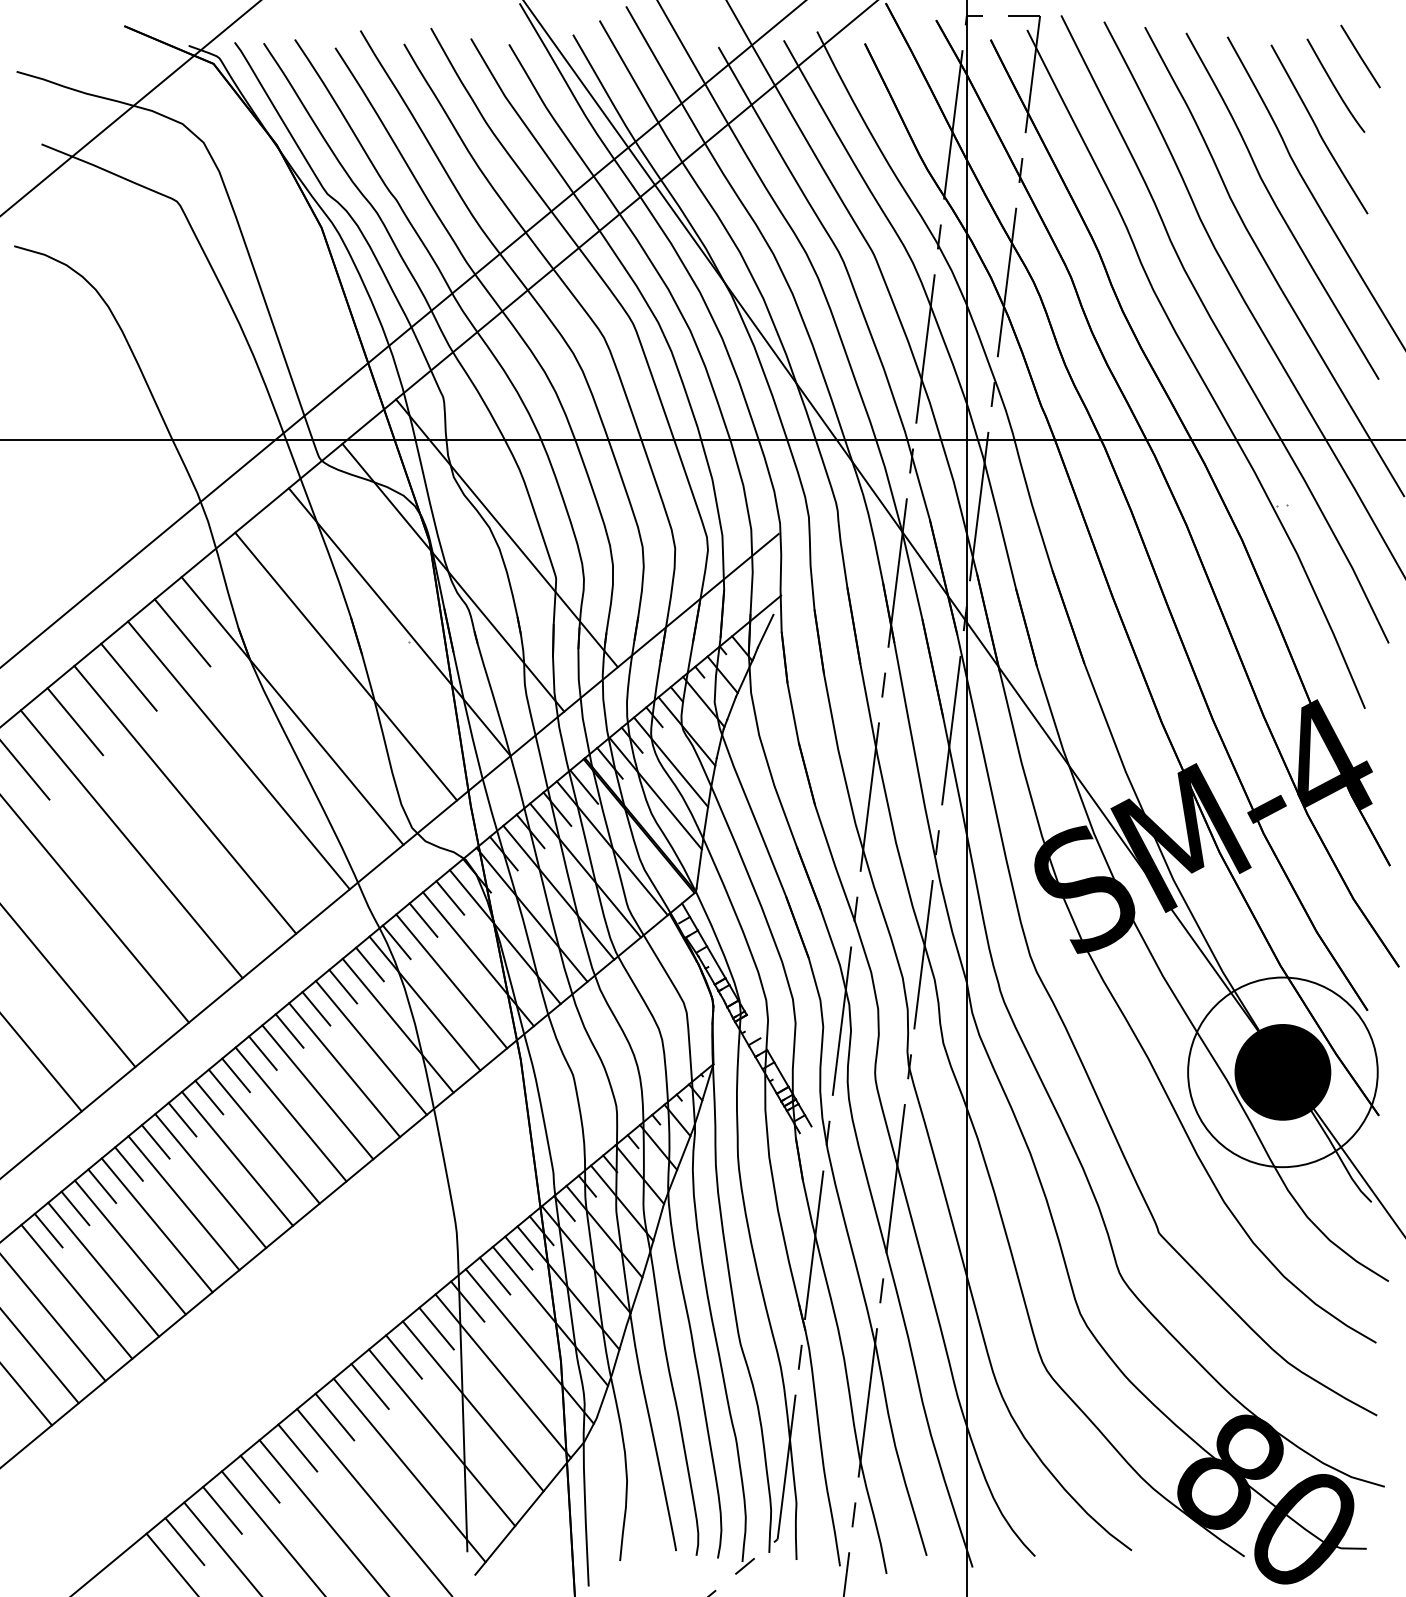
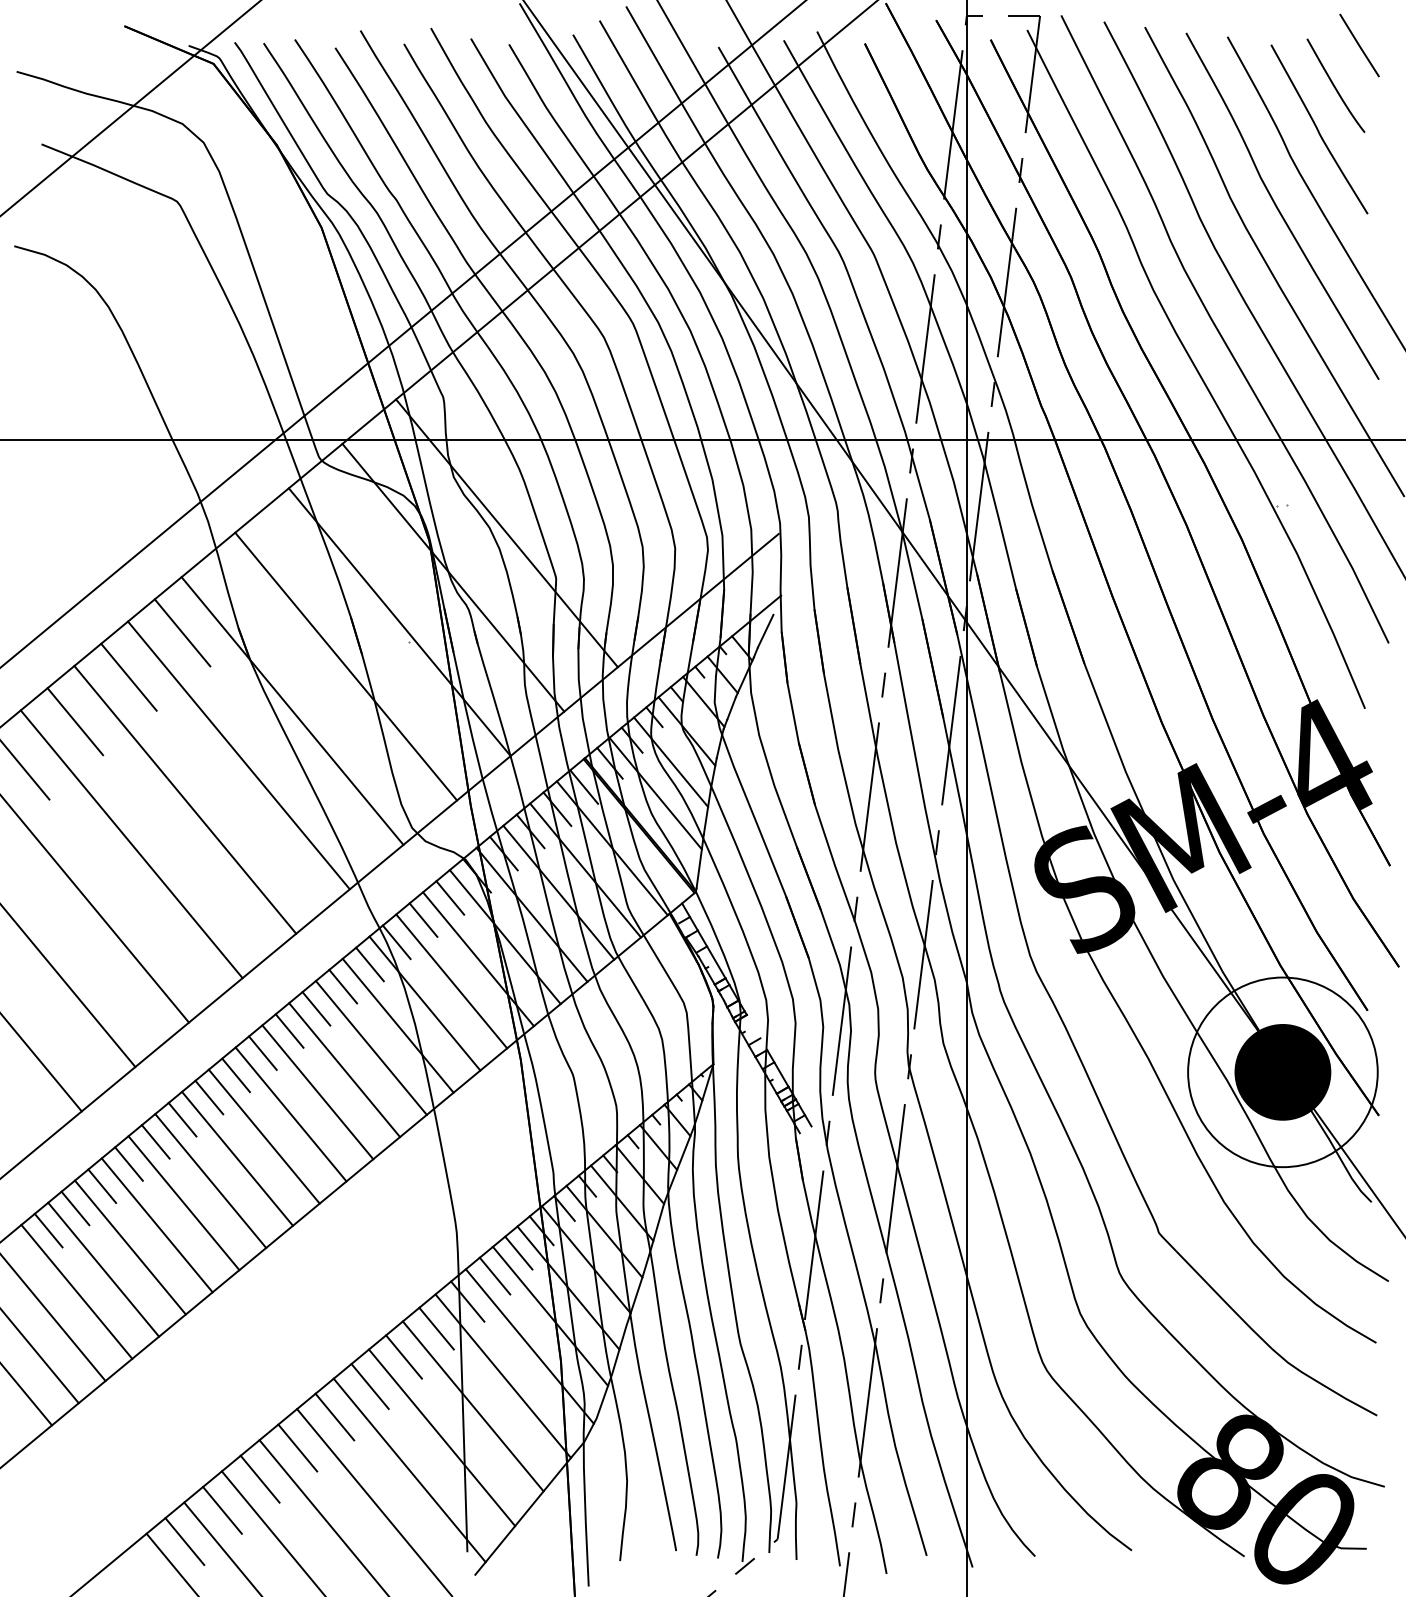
line position: (1360, 56) -> (1359, 45) (1359, 45)
